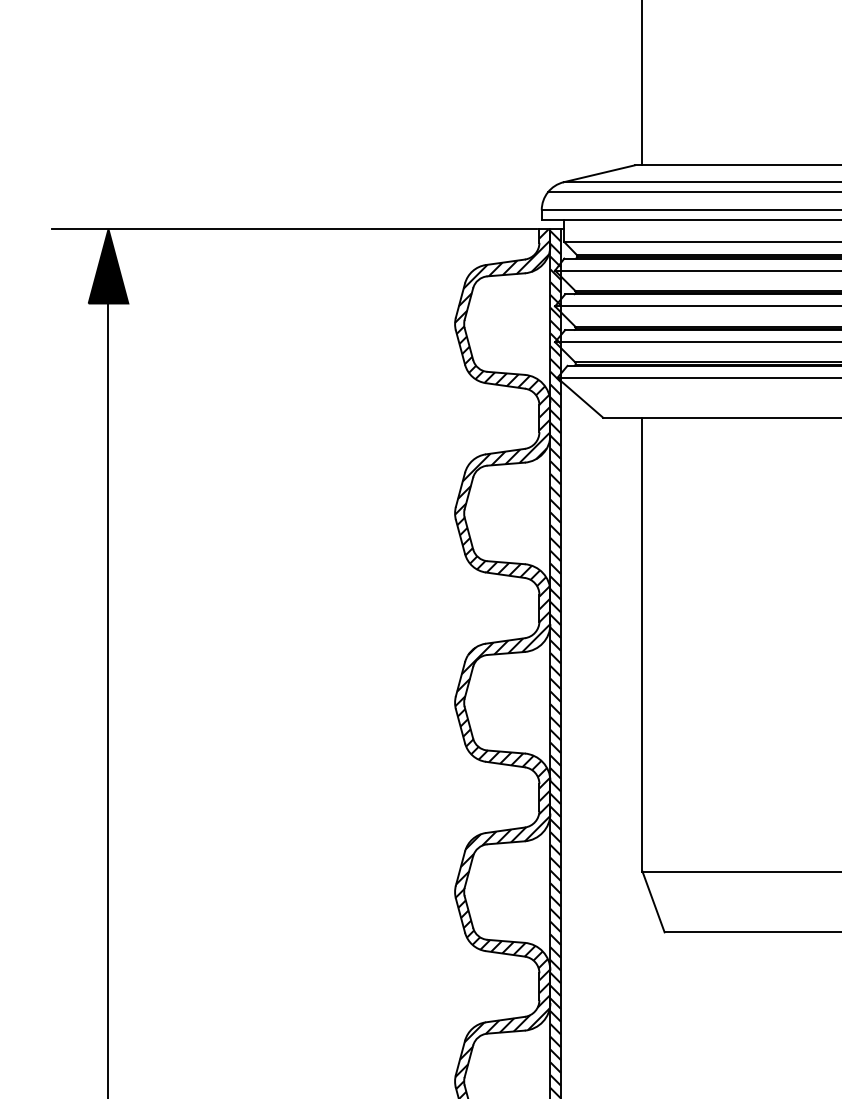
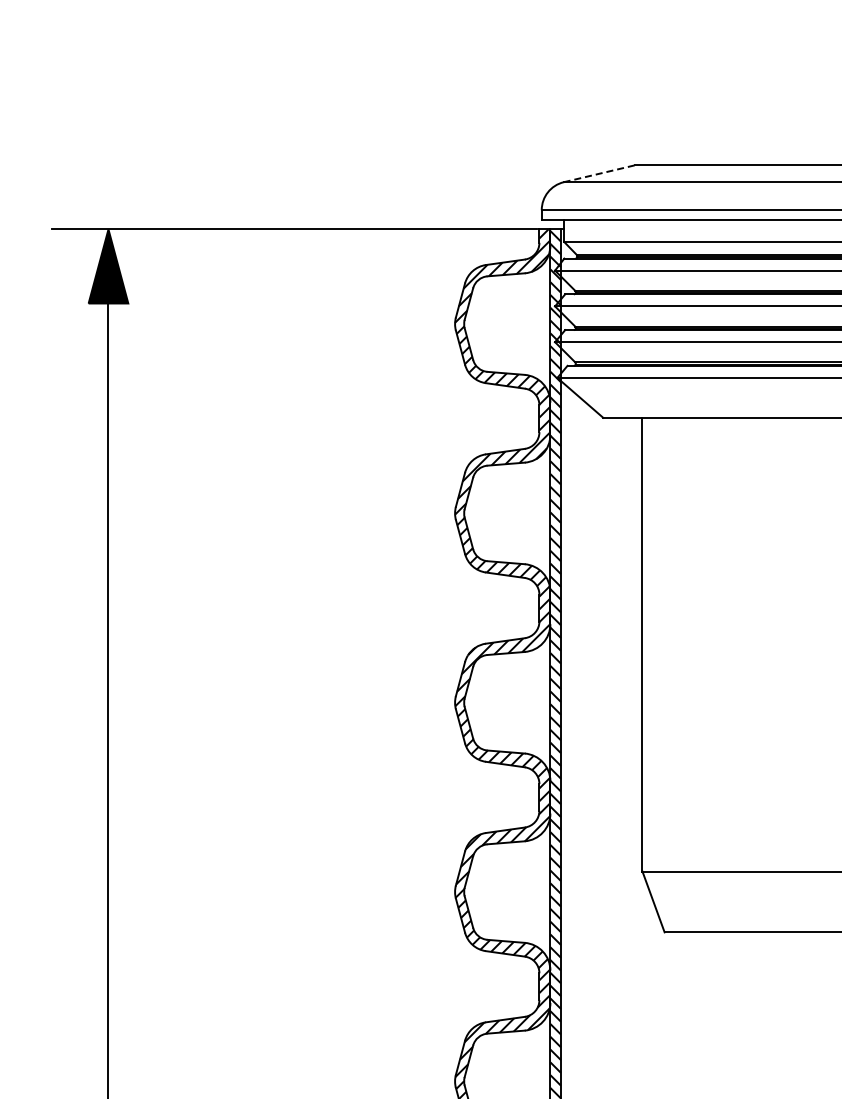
line: present -> none (642, 83)
line: solid -> dashed (598, 173)
line: present -> none (692, 192)
